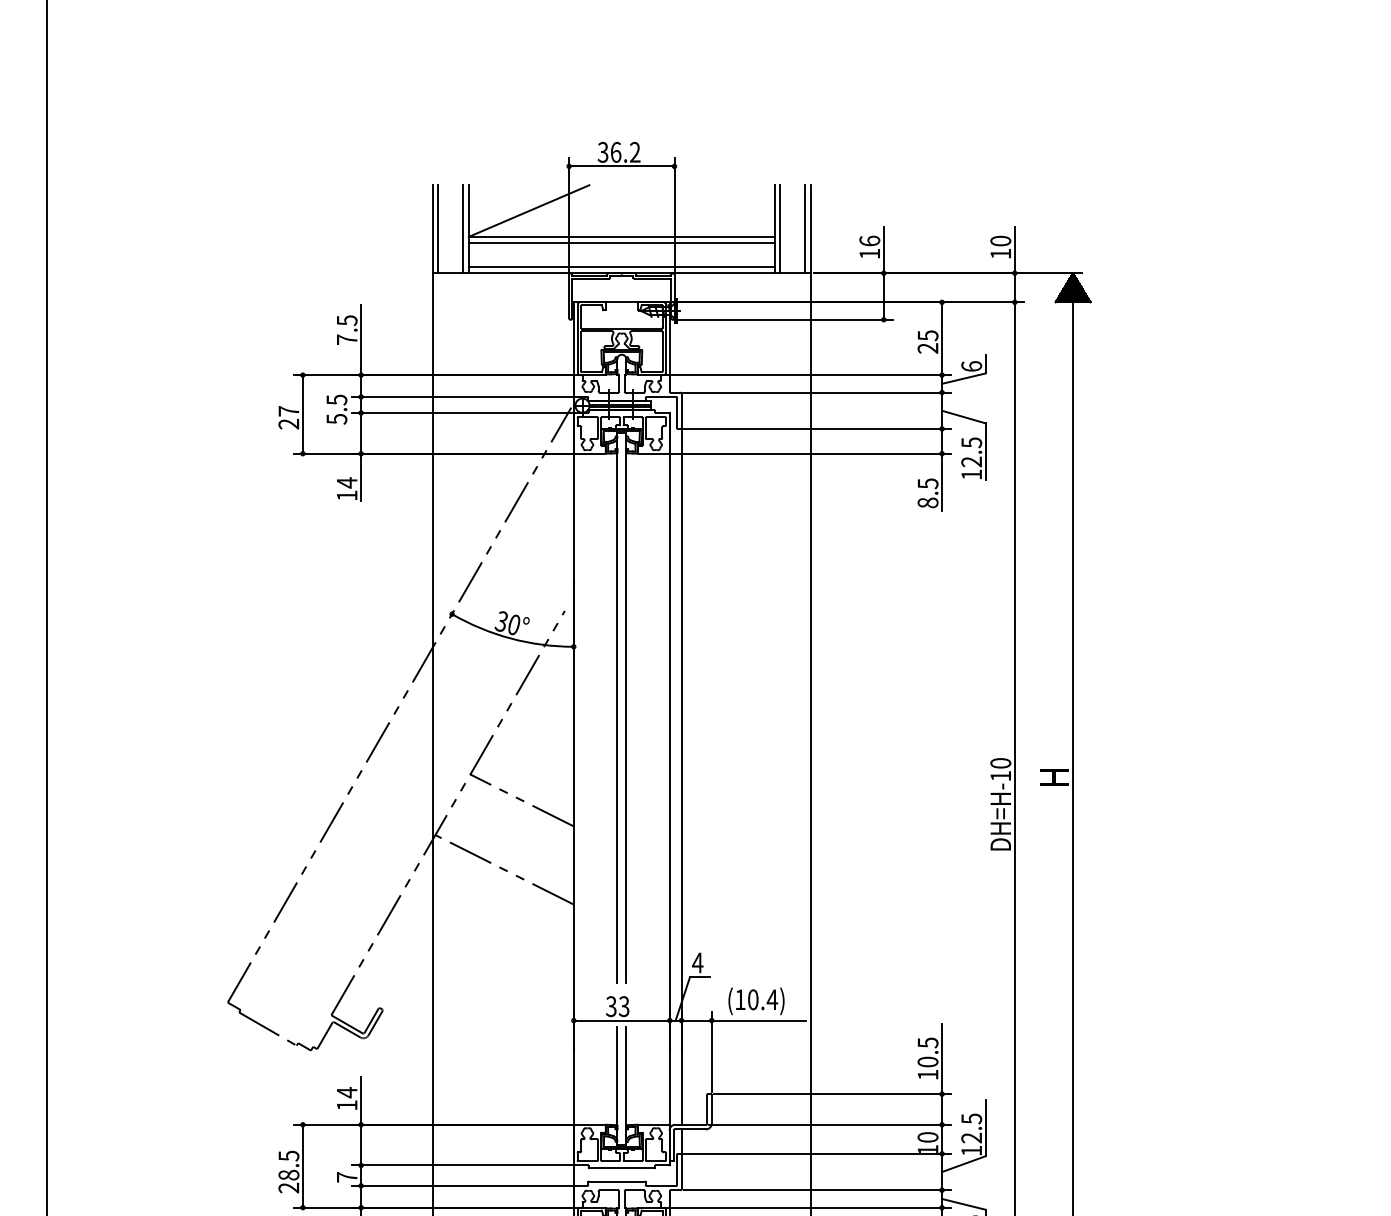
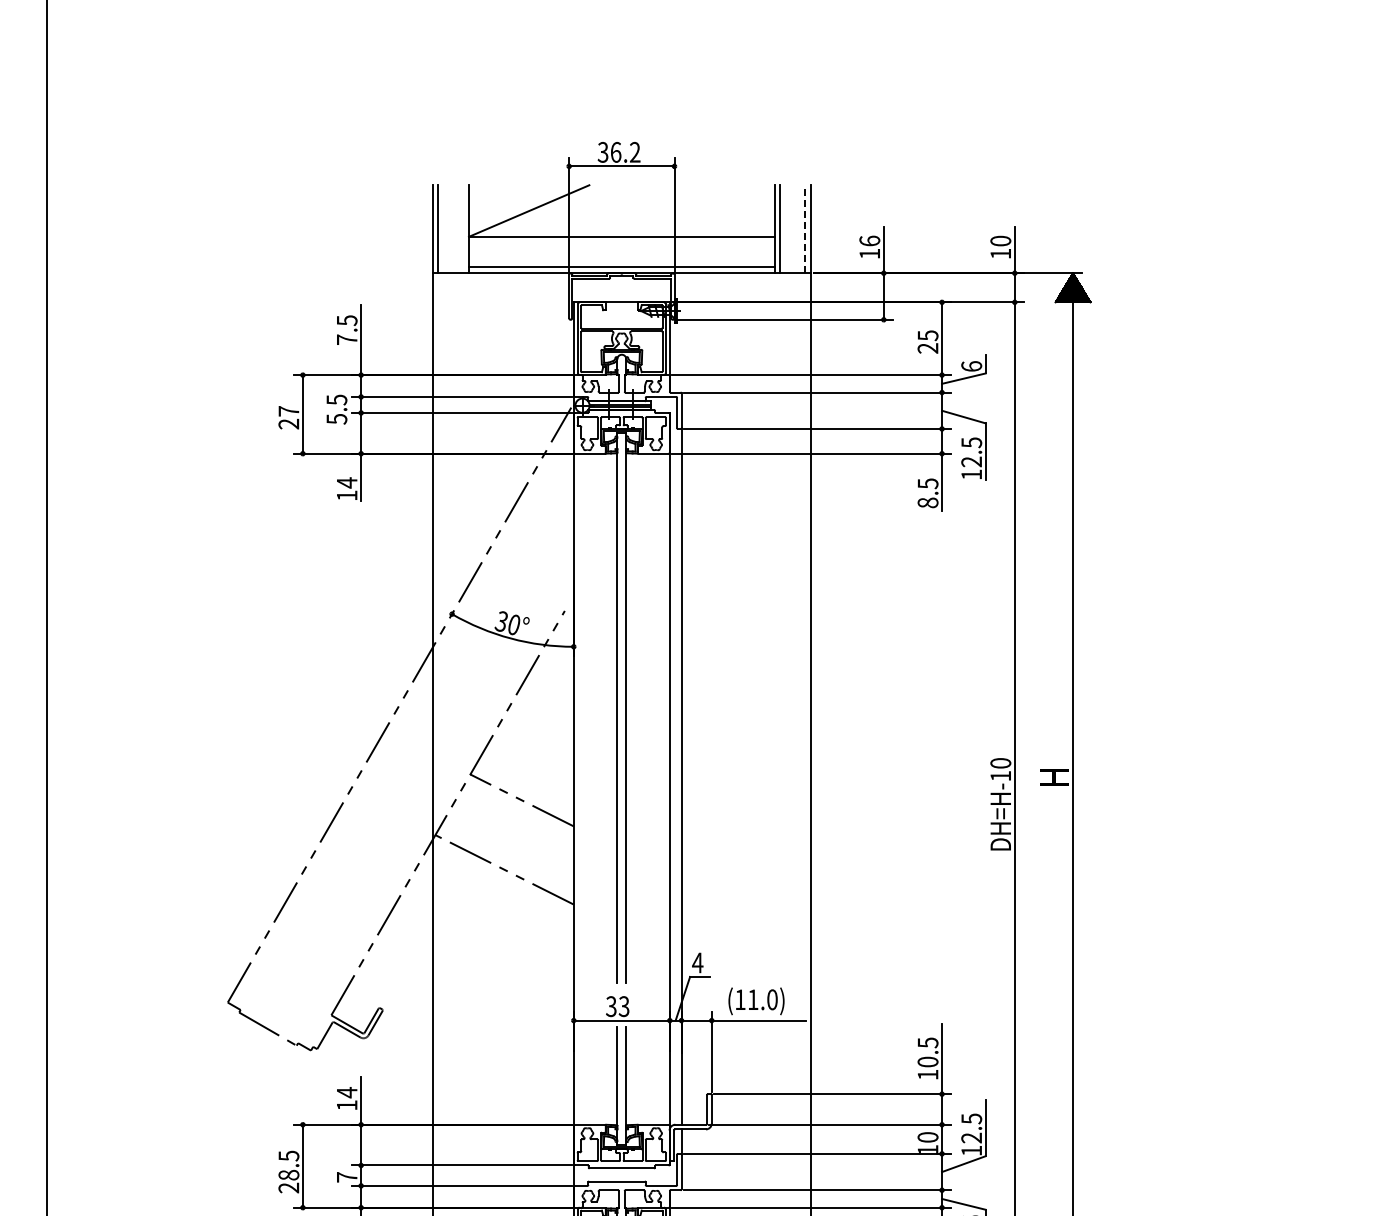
line: present -> none (463, 229)
line: solid -> dashed (805, 229)
line: present -> none (621, 242)
text: (10.4) -> (11.0) (763, 999)
